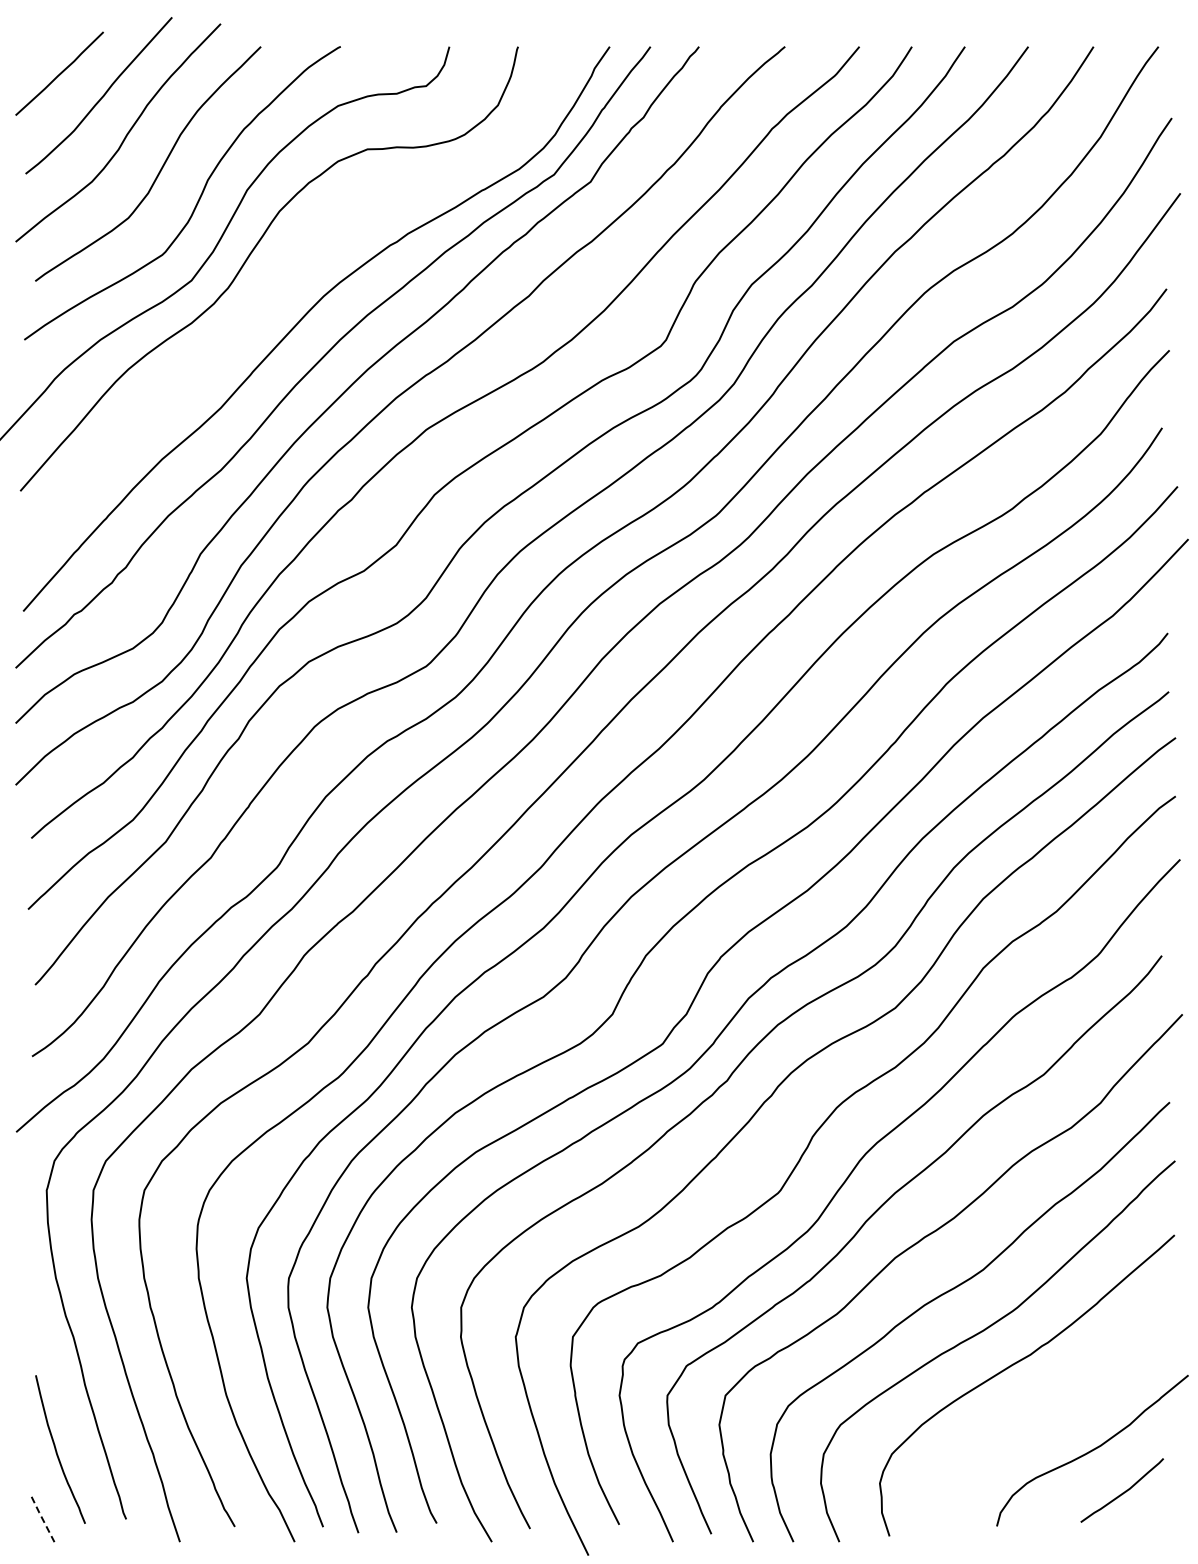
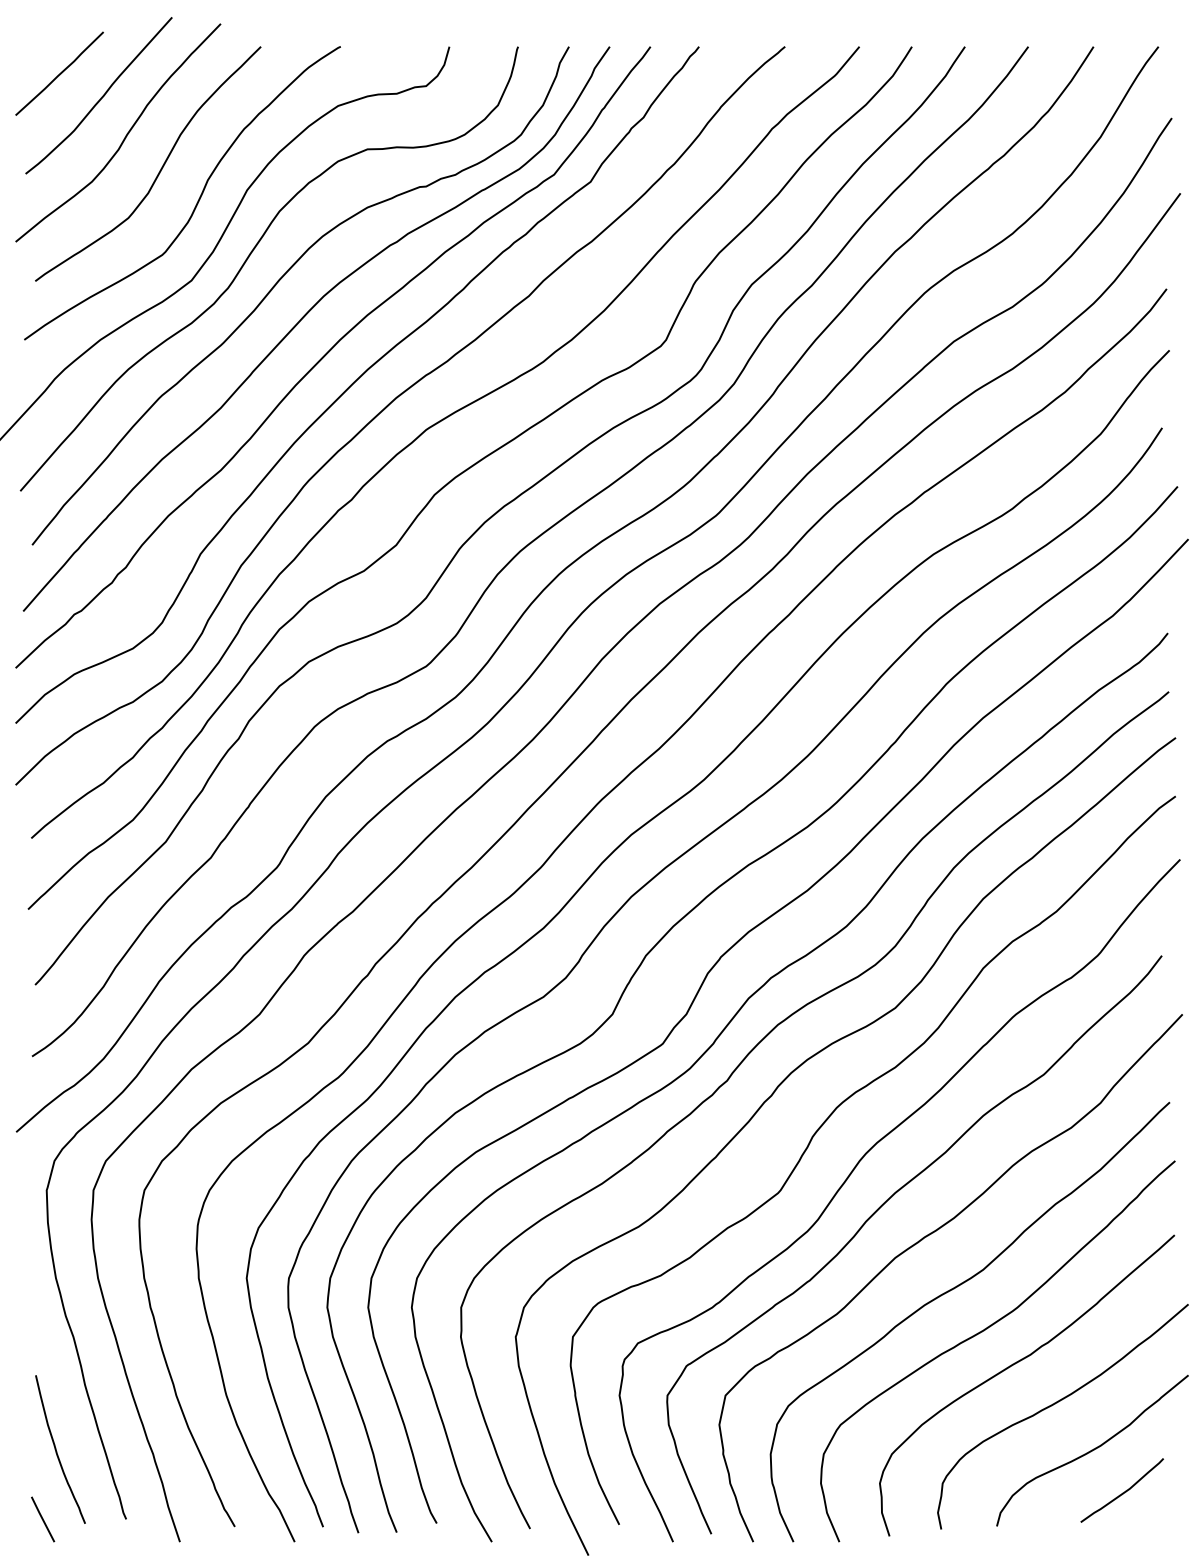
curve: none -> present (283, 277)
curve: none -> present (1055, 1404)
line: dashed -> solid (42, 1519)
